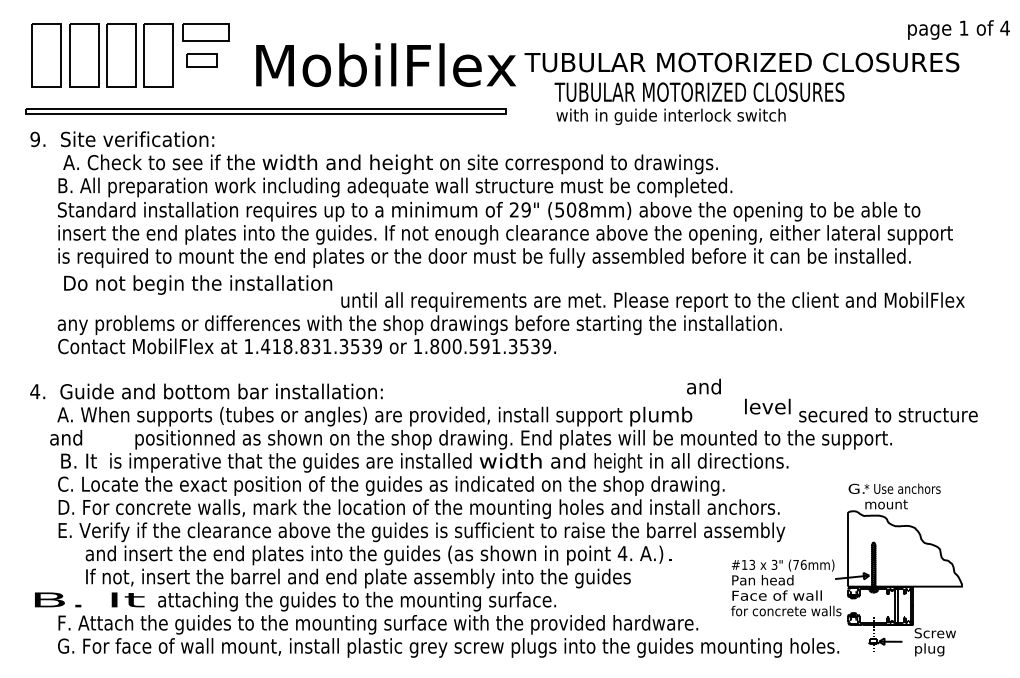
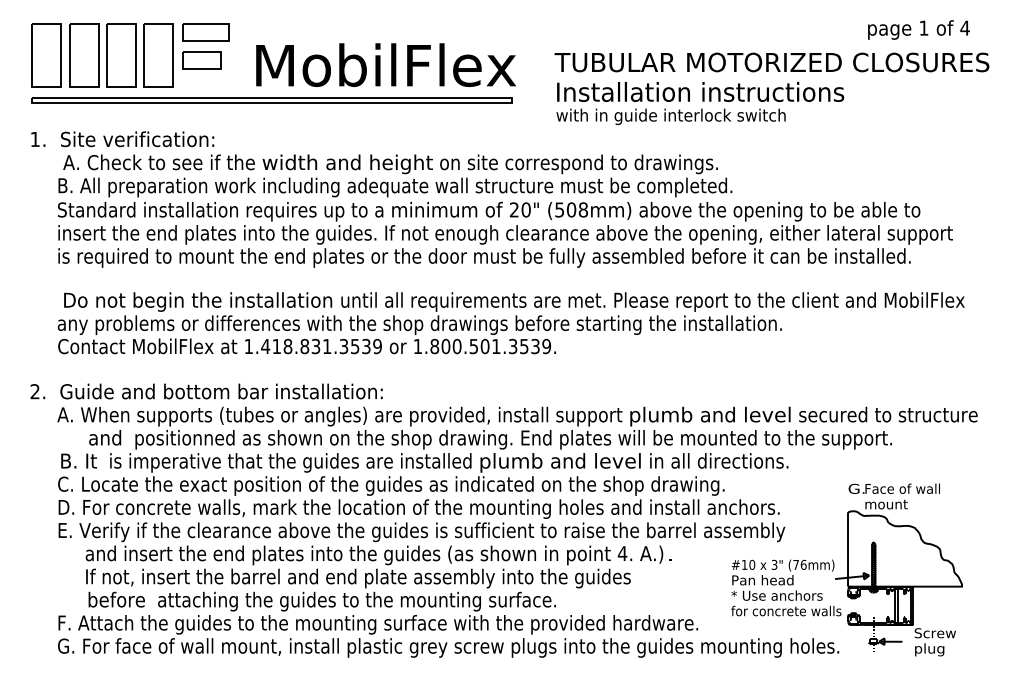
text position: (958, 29) -> (918, 29) (918, 29)
part size: 32x15 px -> 40x19 px (201, 60)
text position: (741, 62) -> (771, 62) (771, 62)
text: TUBULAR MOTORIZED CLOSURES -> Installation instructions (699, 91)
part position: (265, 111) -> (271, 100) (271, 100)
text: 9. -> 1. (34, 139)
text: 29" -> 20" (525, 209)
text position: (198, 284) -> (198, 301) (198, 301)
text: 1.800.591.3539. -> 1.800.501.3539. (484, 346)
text position: (703, 386) -> (717, 414) (717, 414)
text: 4. -> 2. (35, 391)
text position: (767, 406) -> (767, 414) (767, 414)
text position: (66, 437) -> (105, 437) (105, 437)
text: width -> plumb (510, 462)
text: height -> level (618, 462)
text: * Use anchors -> Face of wall (902, 488)
text: #13 -> #10 (752, 564)
text: Face of wall -> * Use anchors (776, 595)
text: B. It -> before (89, 599)
